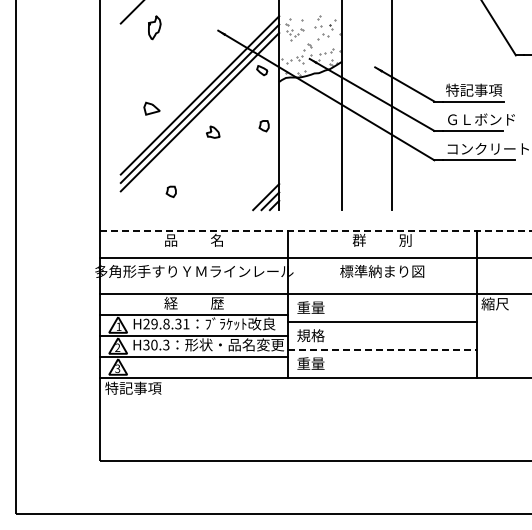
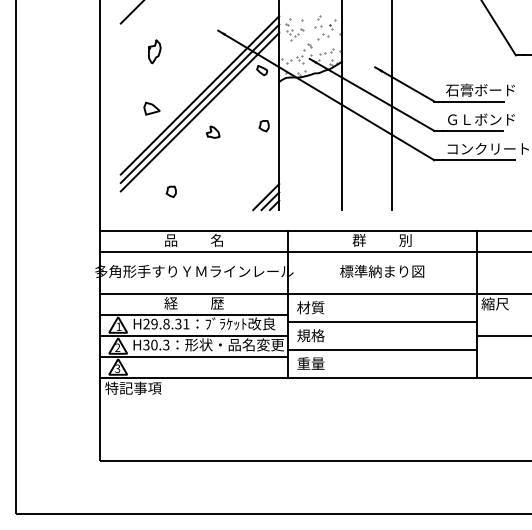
part position: (154, 27) -> (154, 51) (154, 51)
text: 特記事項 -> 石膏ボード (480, 89)
line: dashed -> solid (315, 231)
line position: (313, 258) -> (313, 252) (313, 252)
text: 重量 -> 材質 (310, 307)
line: none -> present (502, 335)
line: dashed -> solid (383, 349)
